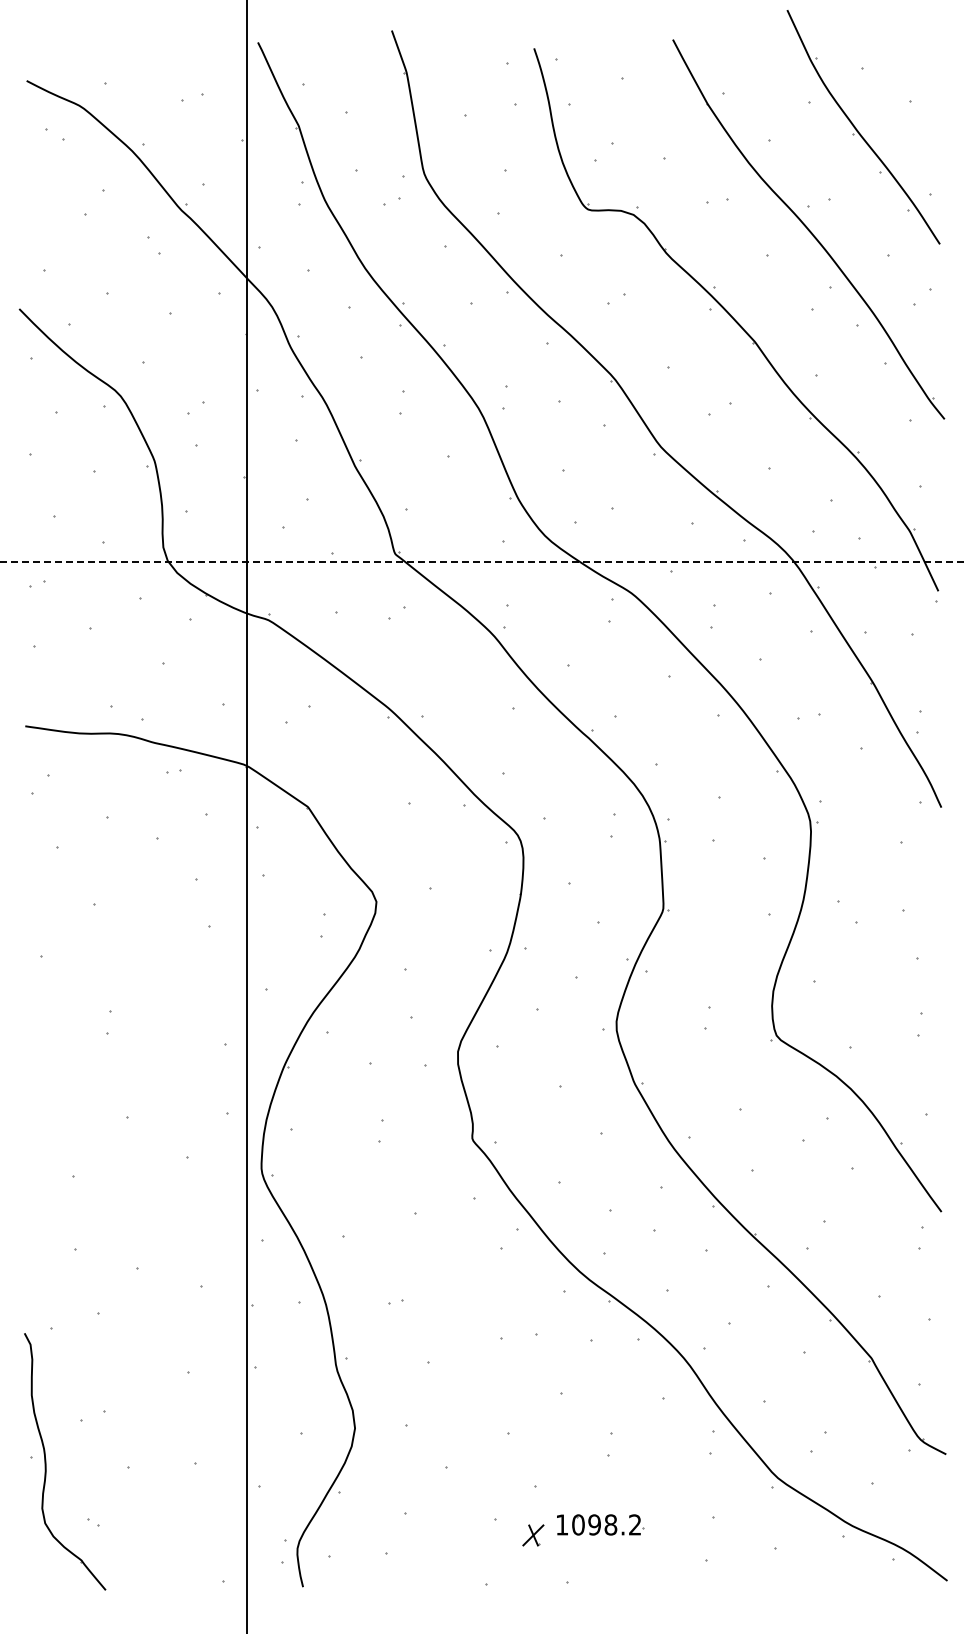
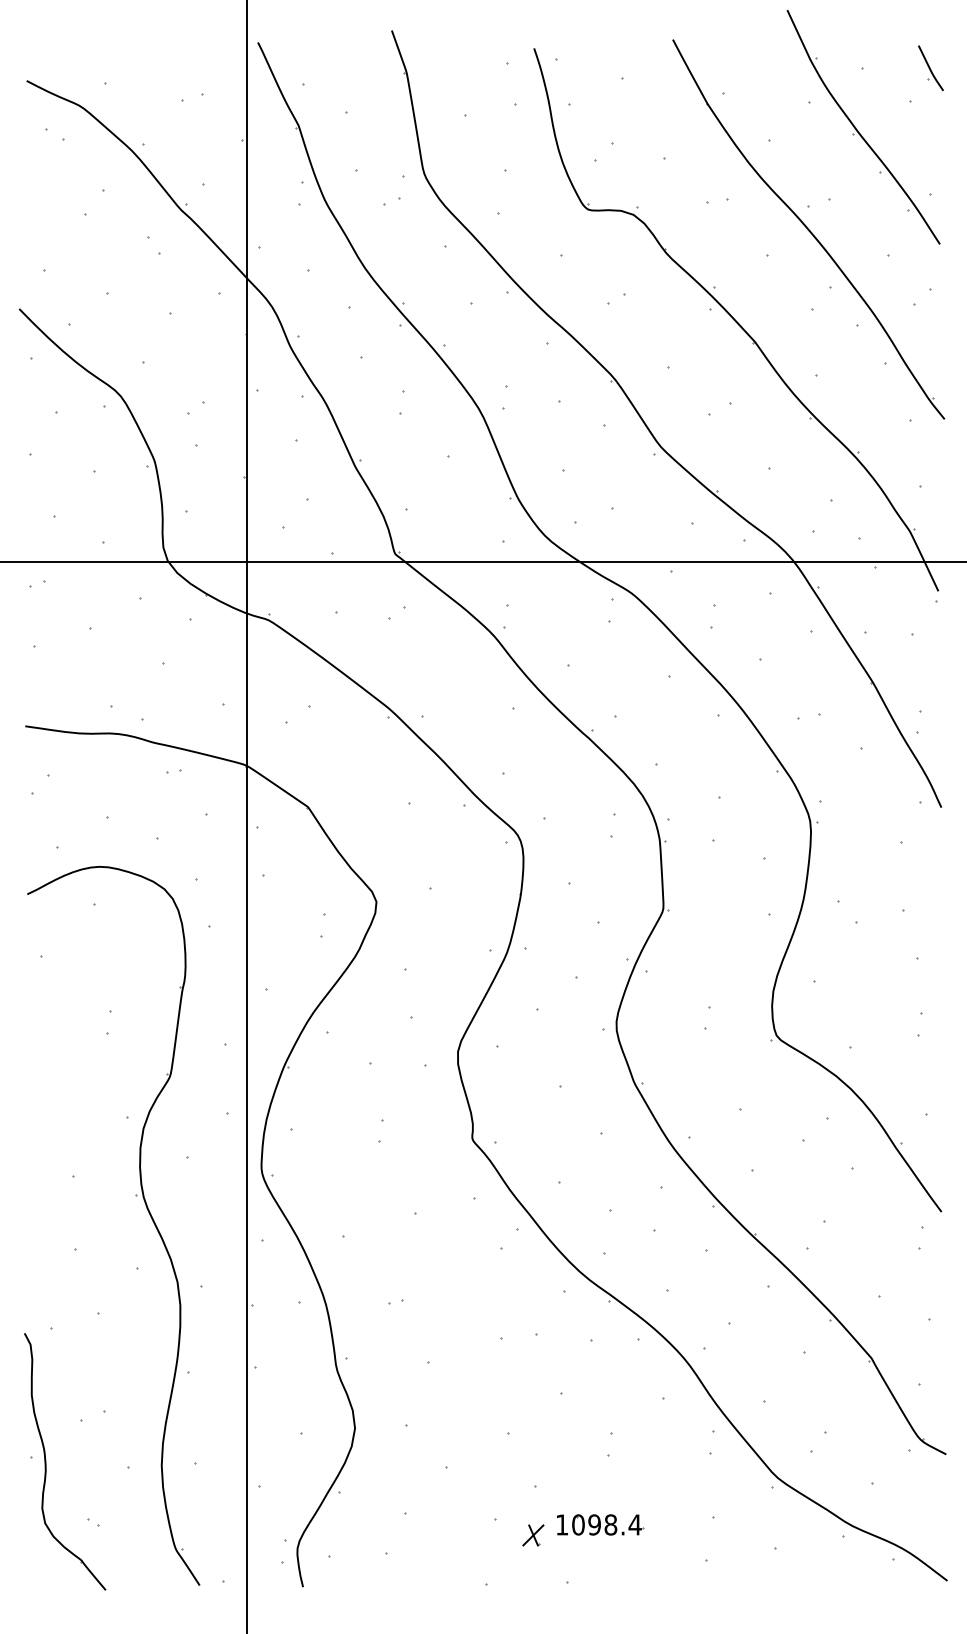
part: none -> present (930, 68)
line: dashed -> solid (483, 561)
part: none -> present (136, 1196)
text: 1098.2 -> 1098.4 (634, 1524)
